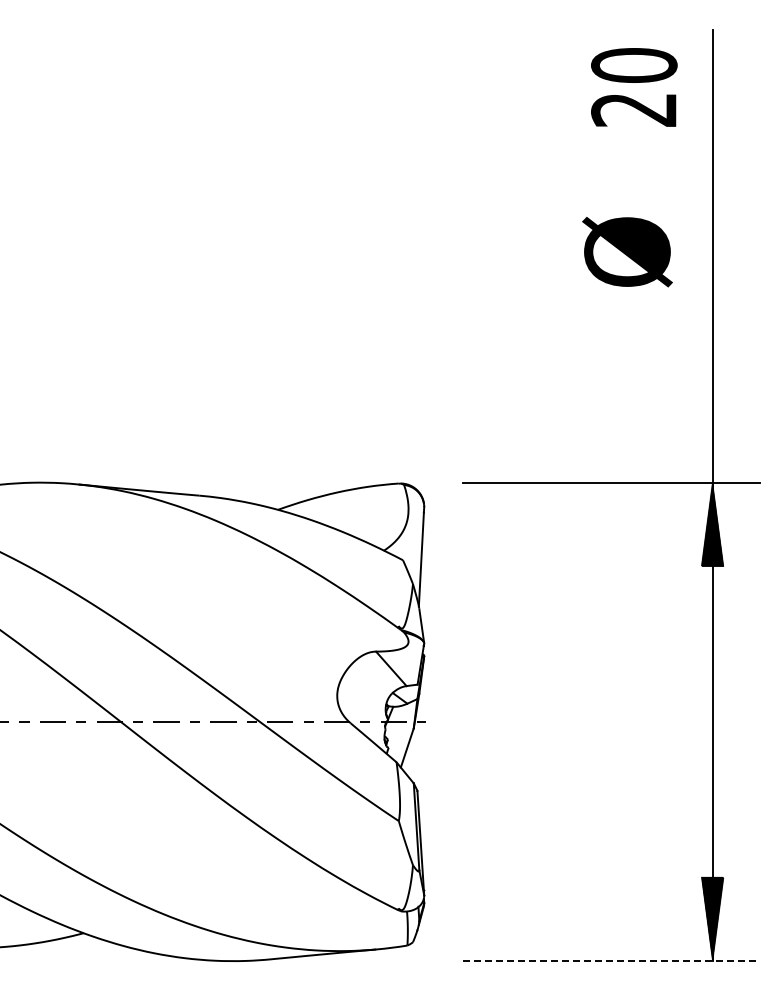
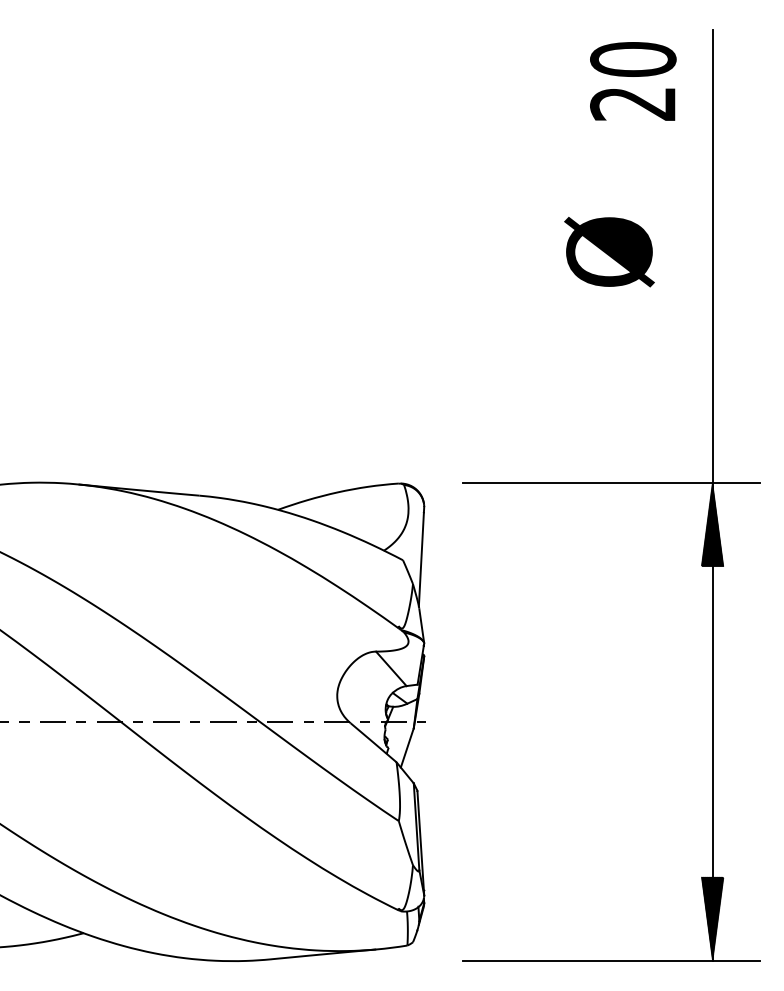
text position: (634, 87) -> (633, 81) (633, 81)
text position: (627, 252) -> (609, 252) (609, 252)
line: dashed -> solid (612, 961)
